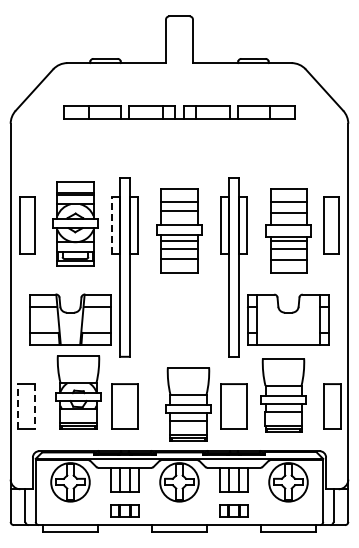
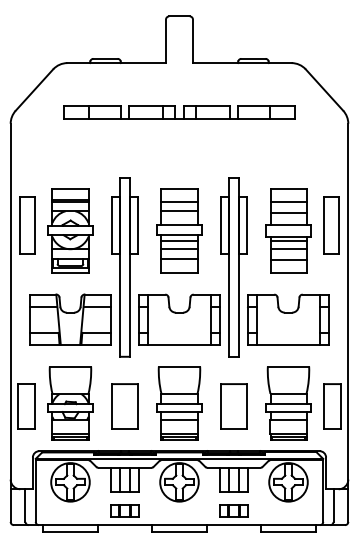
part position: (75, 223) -> (70, 230) (70, 230)
line: dashed -> solid (112, 225)
part: none -> present (179, 319)
part position: (78, 392) -> (70, 403) (70, 403)
part position: (283, 395) -> (288, 403) (288, 403)
part position: (188, 404) -> (179, 403) (179, 403)
line: dashed -> solid (18, 406)
line: dashed -> solid (34, 406)
